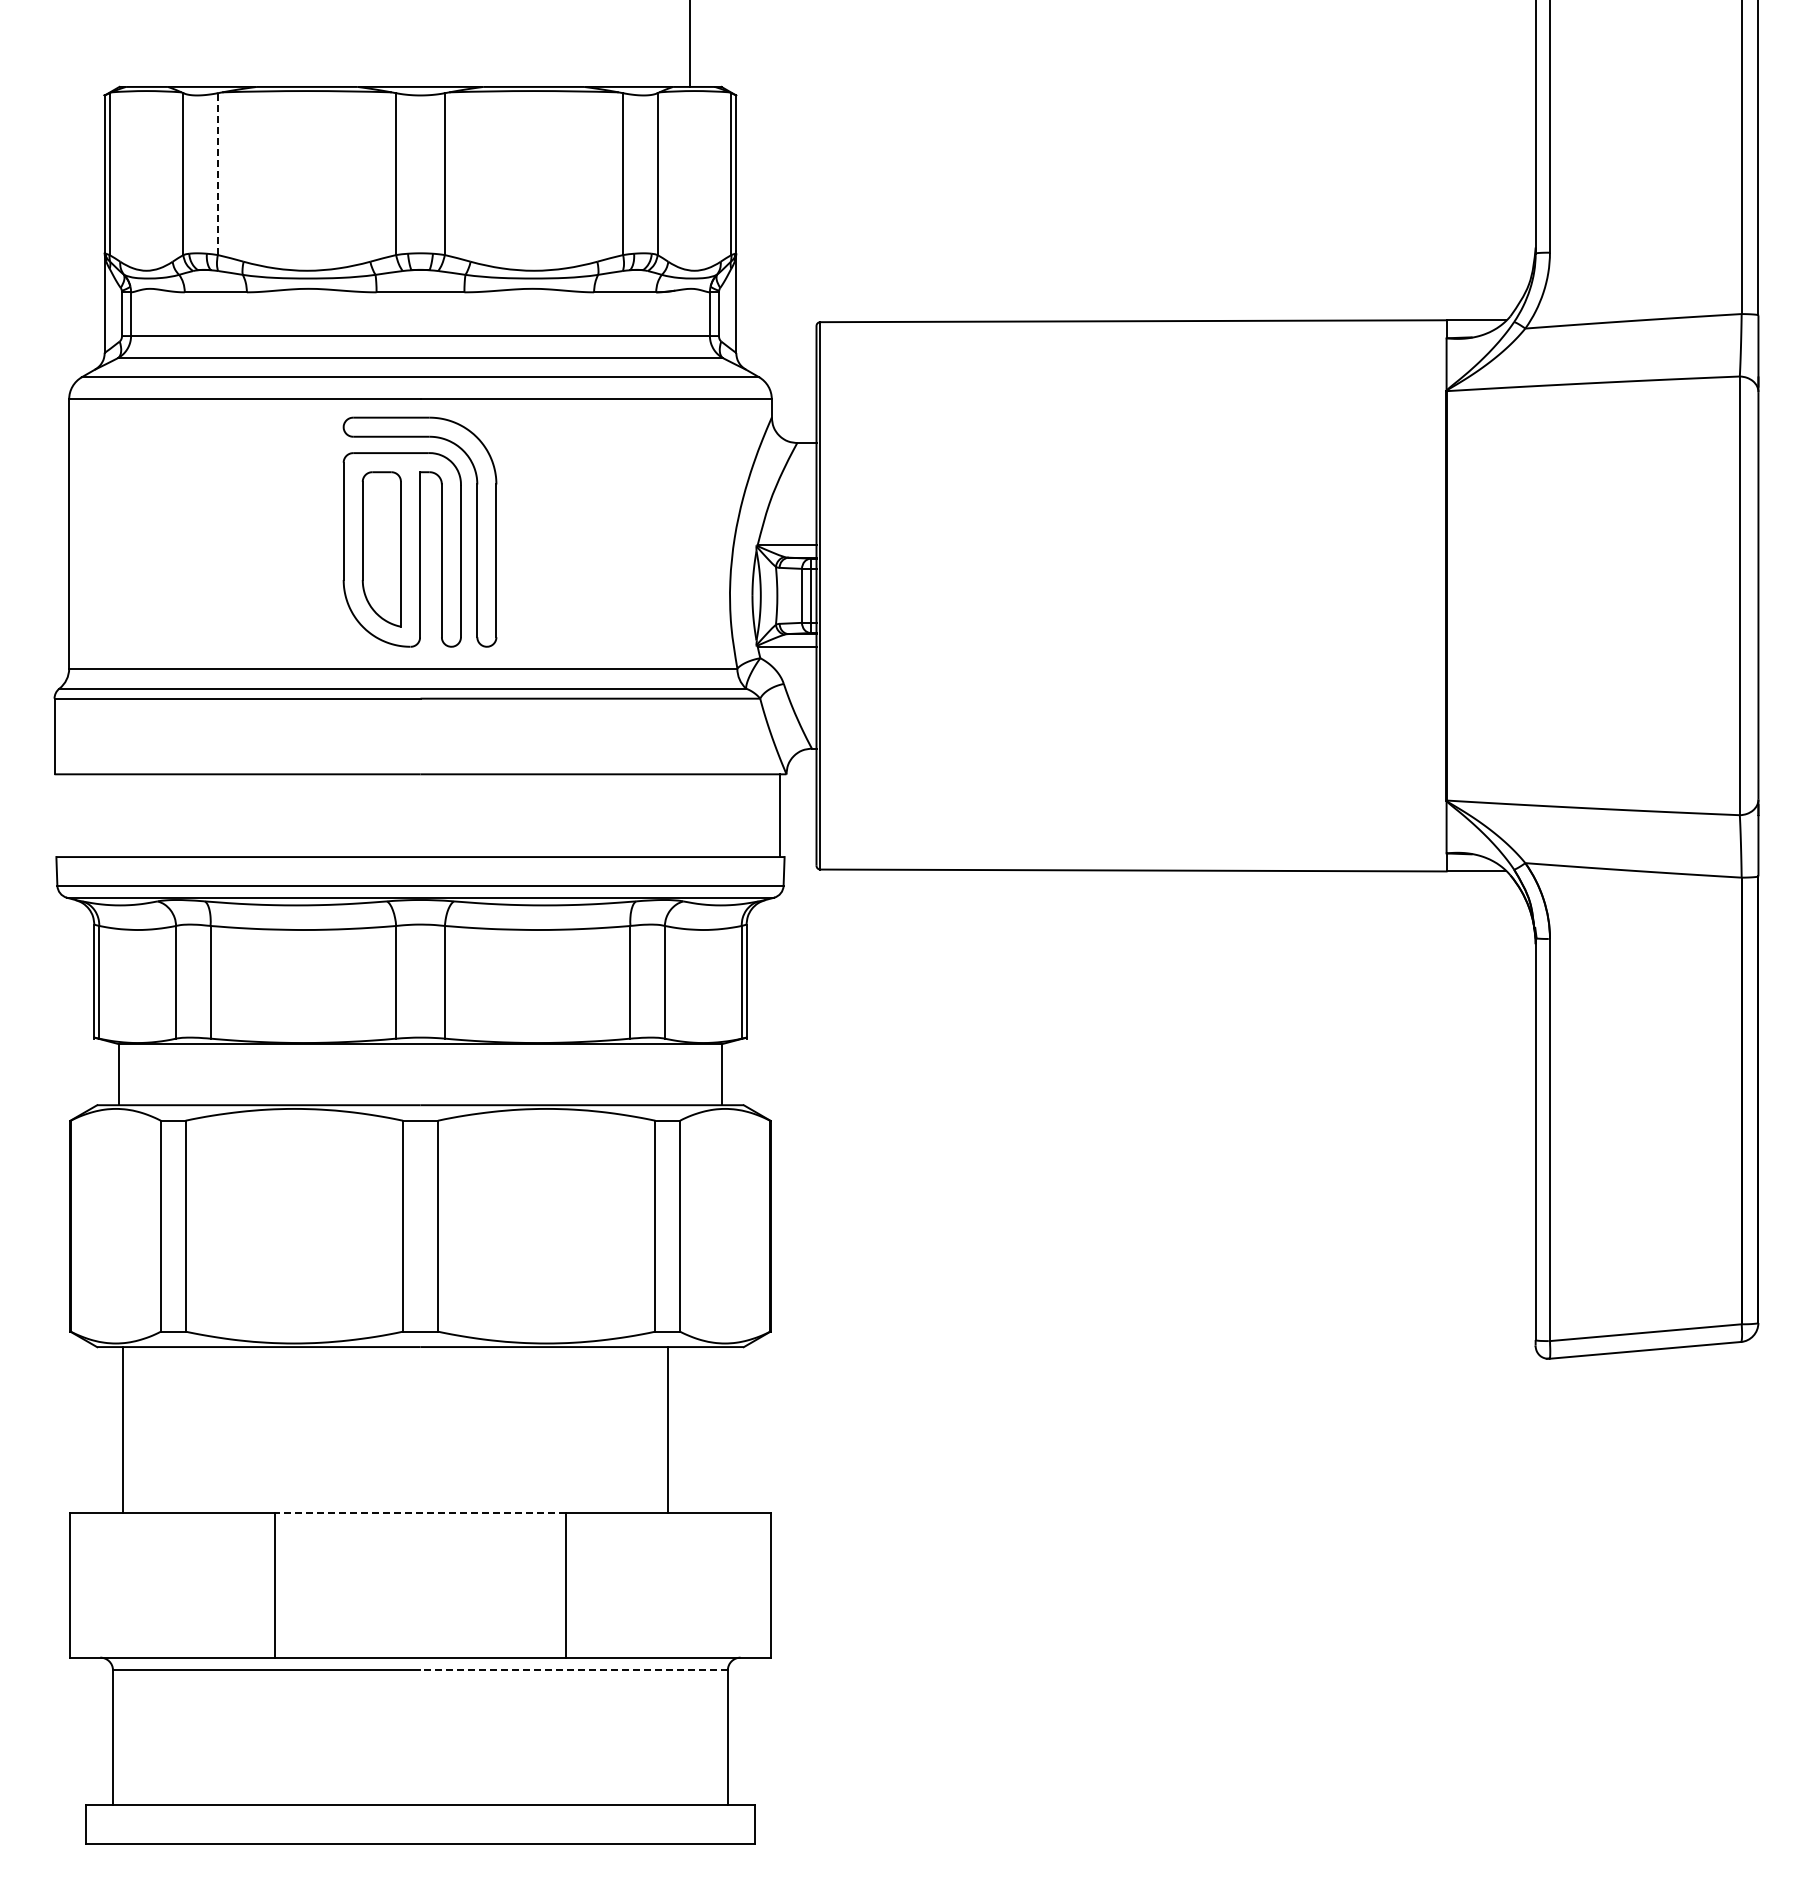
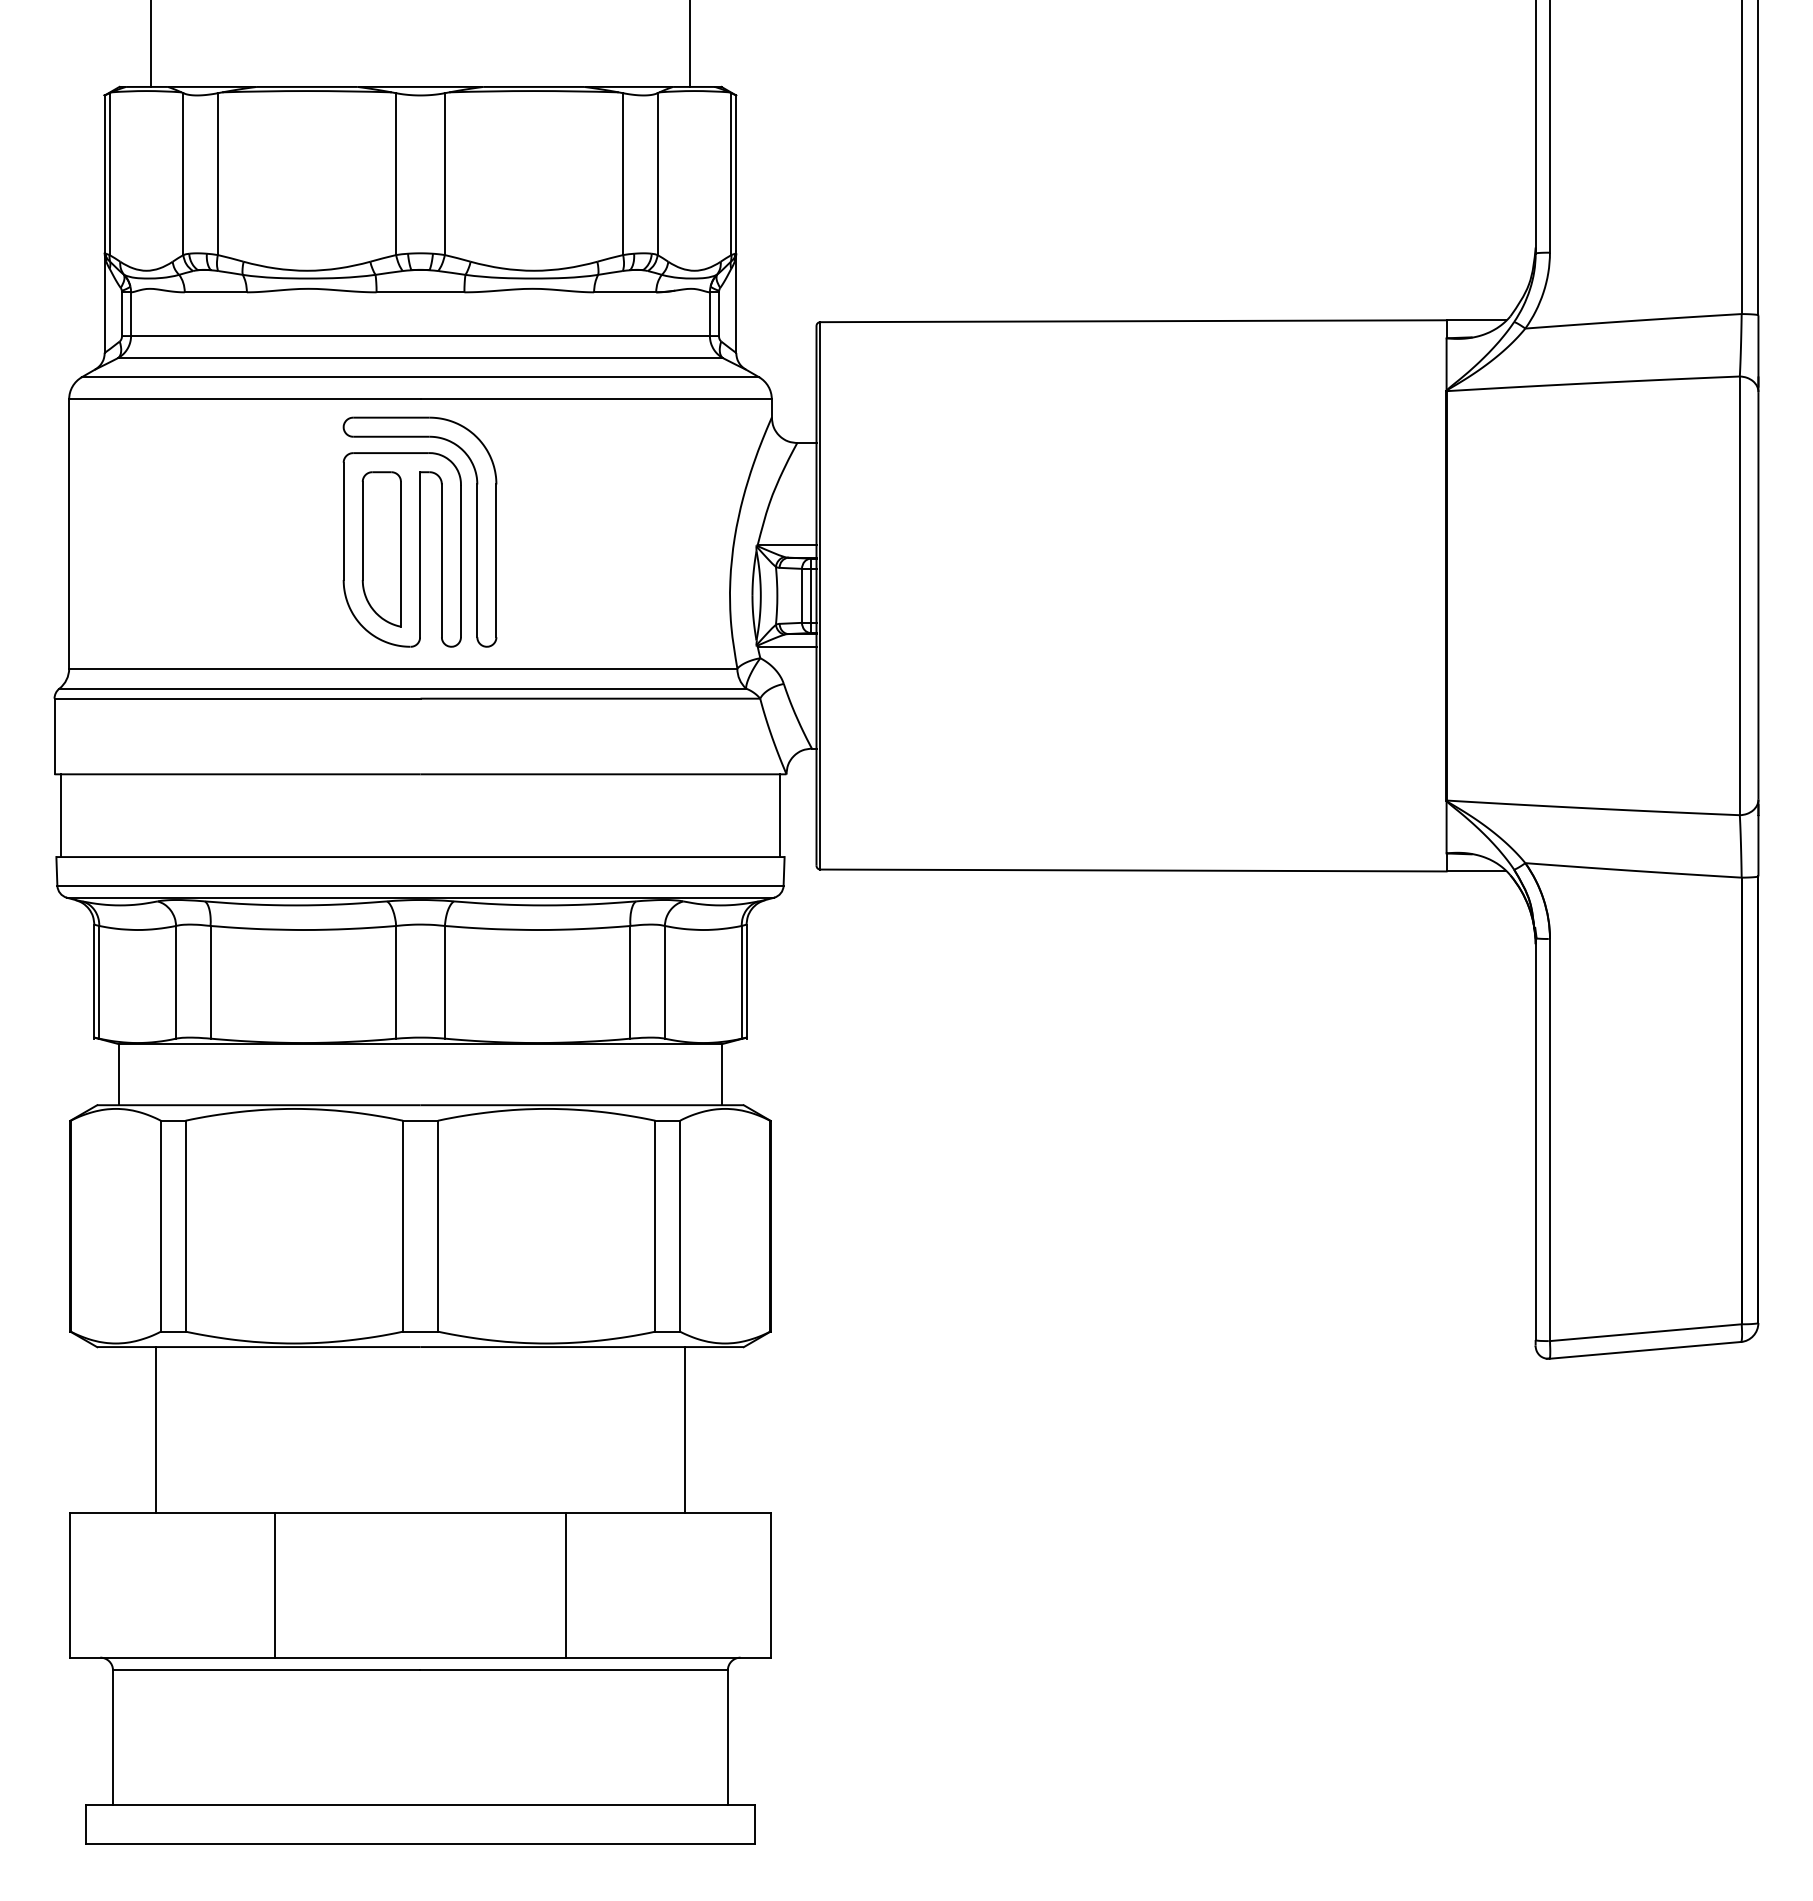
line: none -> present (150, 44)
line: dashed -> solid (217, 174)
line: none -> present (60, 815)
line position: (122, 1429) -> (155, 1429) (155, 1429)
line position: (668, 1429) -> (685, 1429) (685, 1429)
line: dashed -> solid (420, 1512)
line: dashed -> solid (574, 1670)
